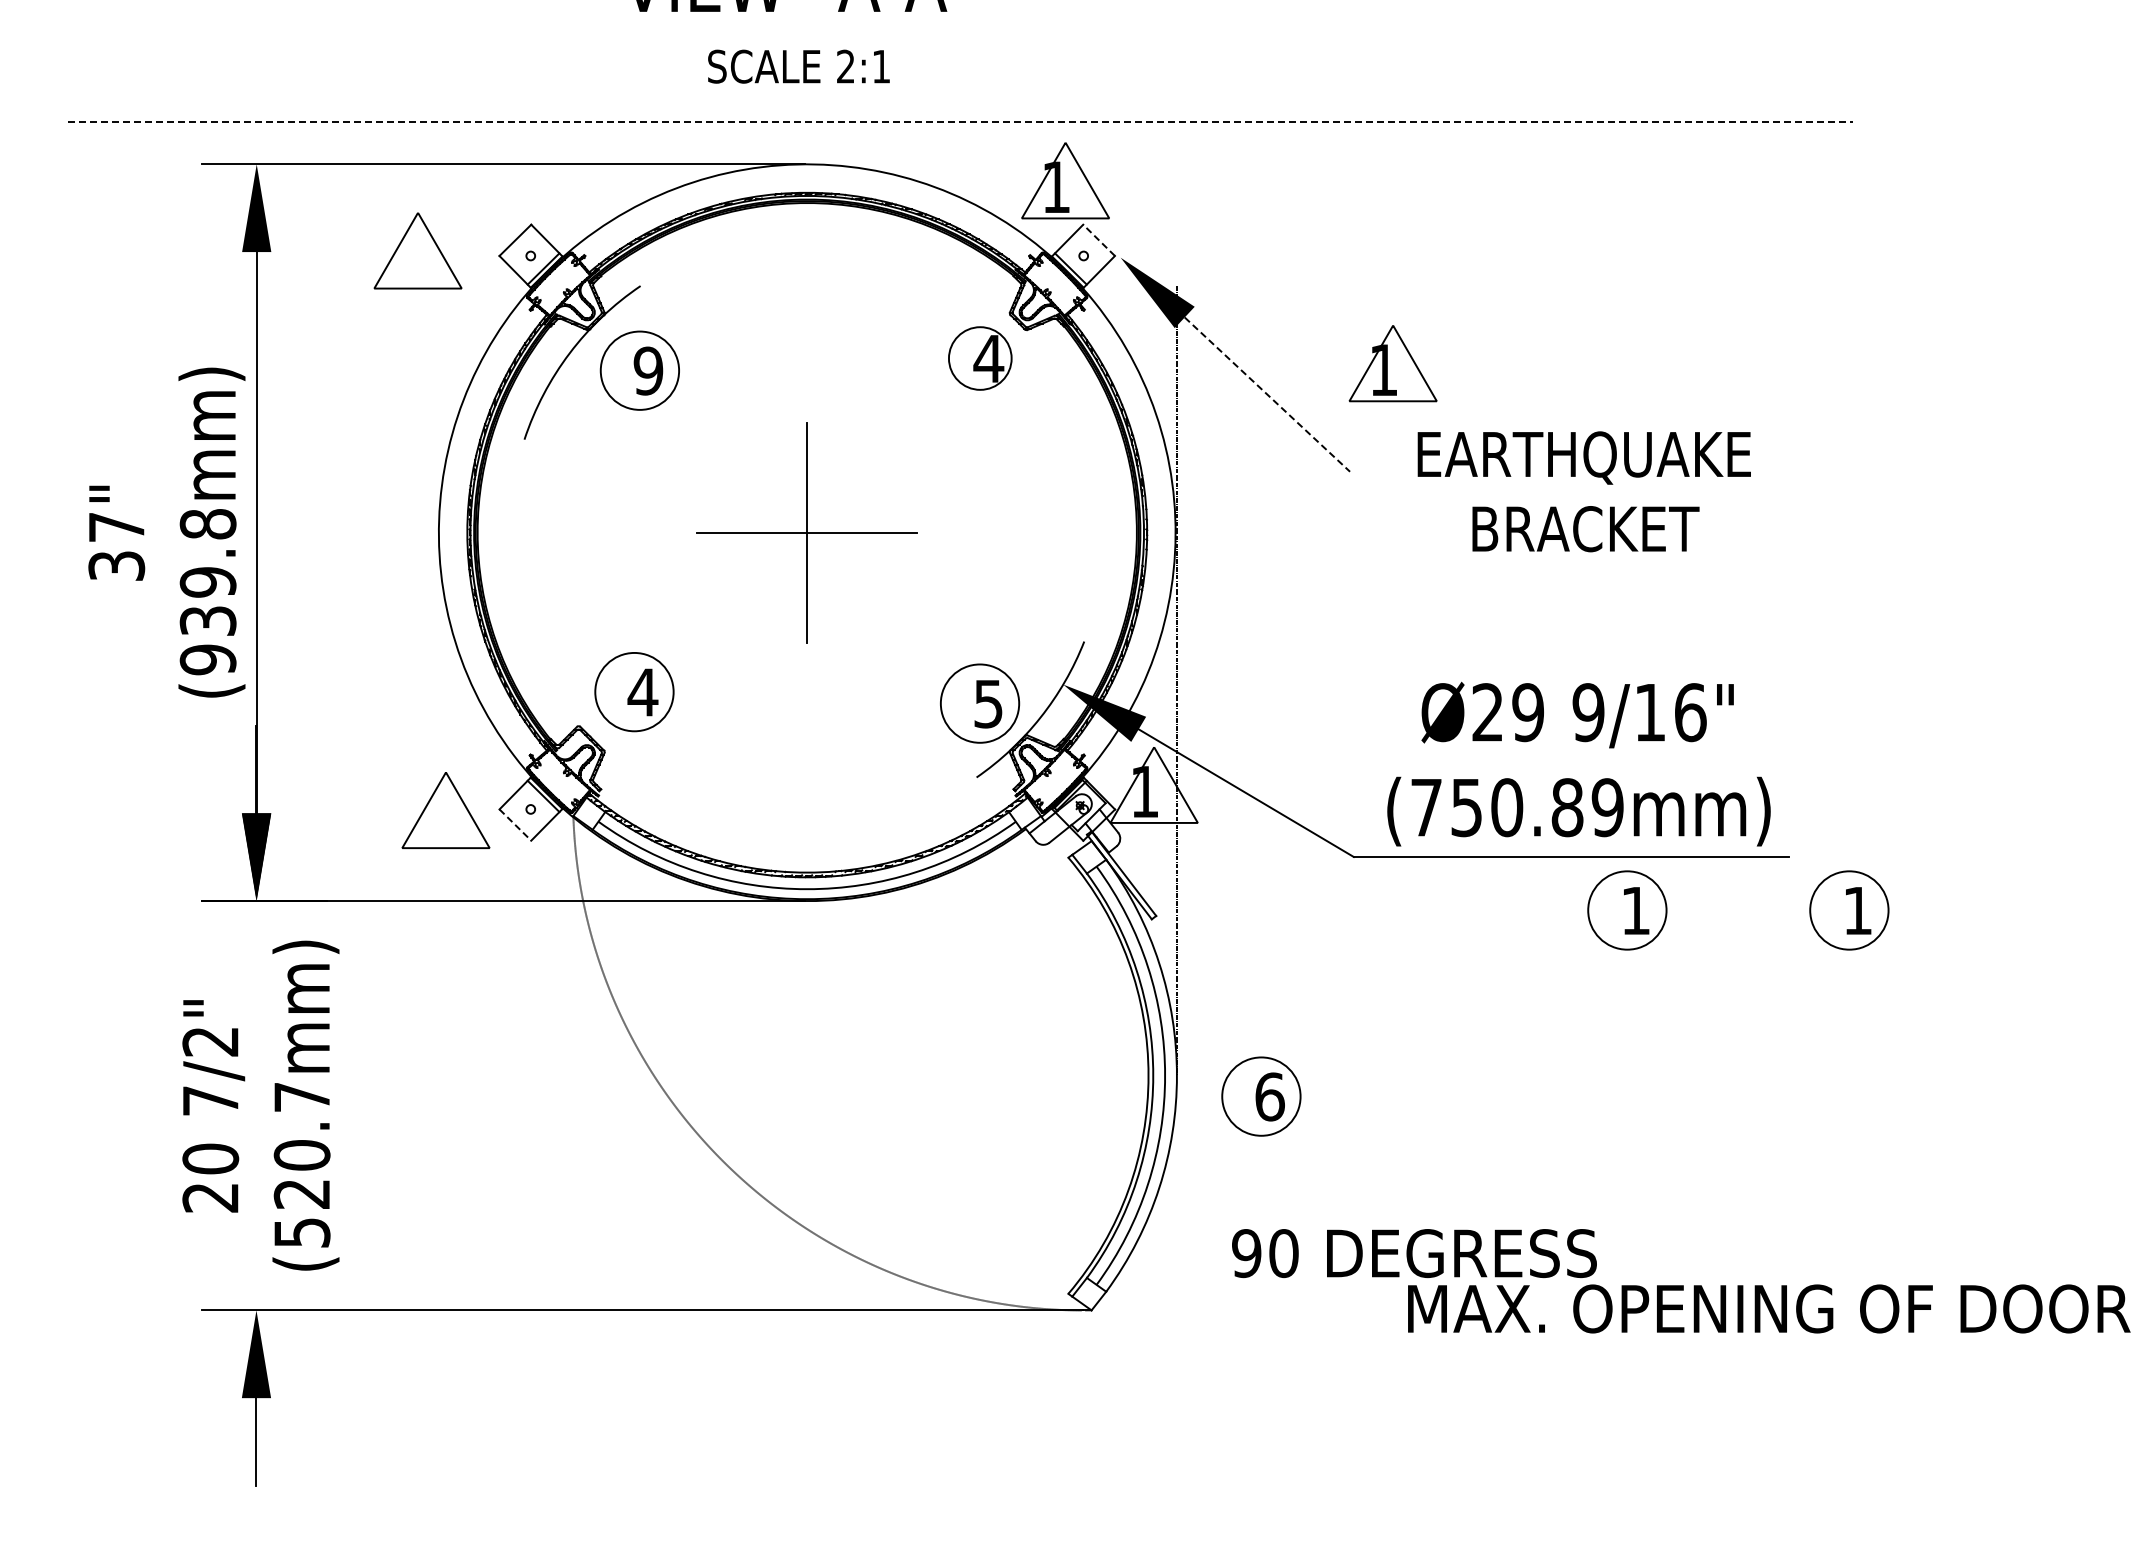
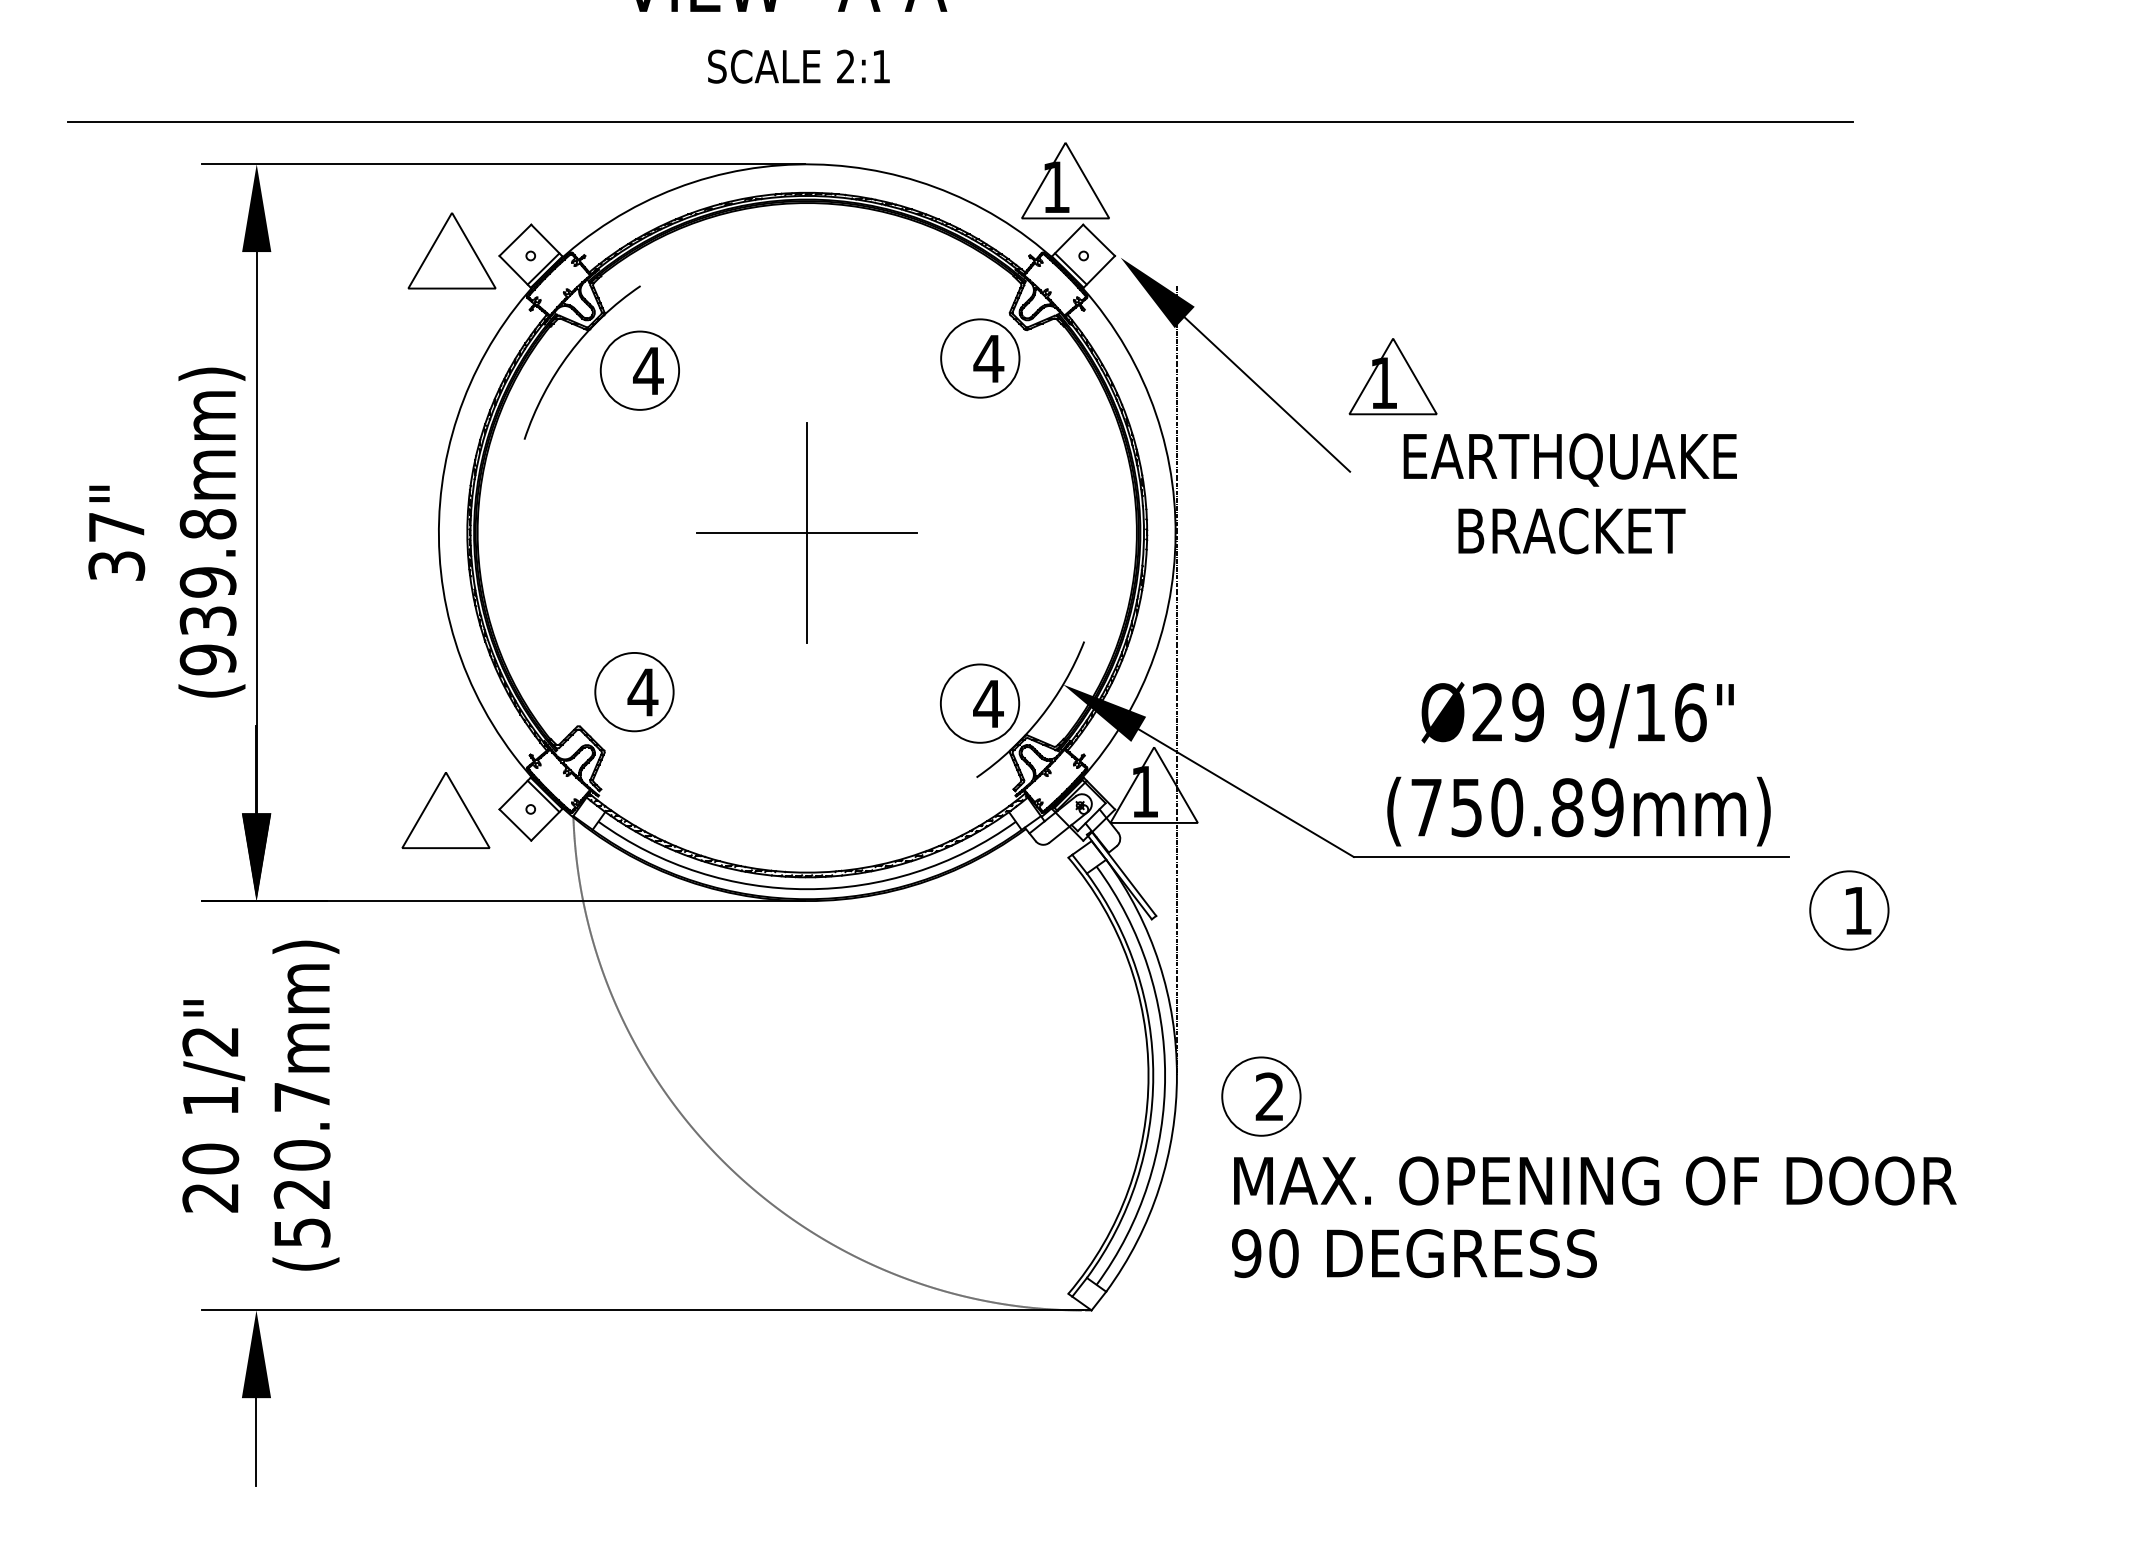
line: dashed -> solid (961, 122)
line: dashed -> solid (1098, 240)
part position: (417, 250) -> (451, 250) (451, 250)
circle diameter: 63 px -> 78 px (980, 358)
part position: (1392, 363) -> (1392, 376) (1392, 376)
text: 9 -> 4 (648, 370)
line: dashed -> solid (1267, 394)
text position: (1583, 491) -> (1569, 493) (1569, 493)
text: 5 -> 4 (988, 704)
line: dashed -> solid (515, 825)
part: present -> none (1627, 910)
text: 6 -> 2 (1269, 1096)
text: 7/2" -> 1/2" (210, 1100)
text position: (1769, 1308) -> (1595, 1180) (1595, 1180)
